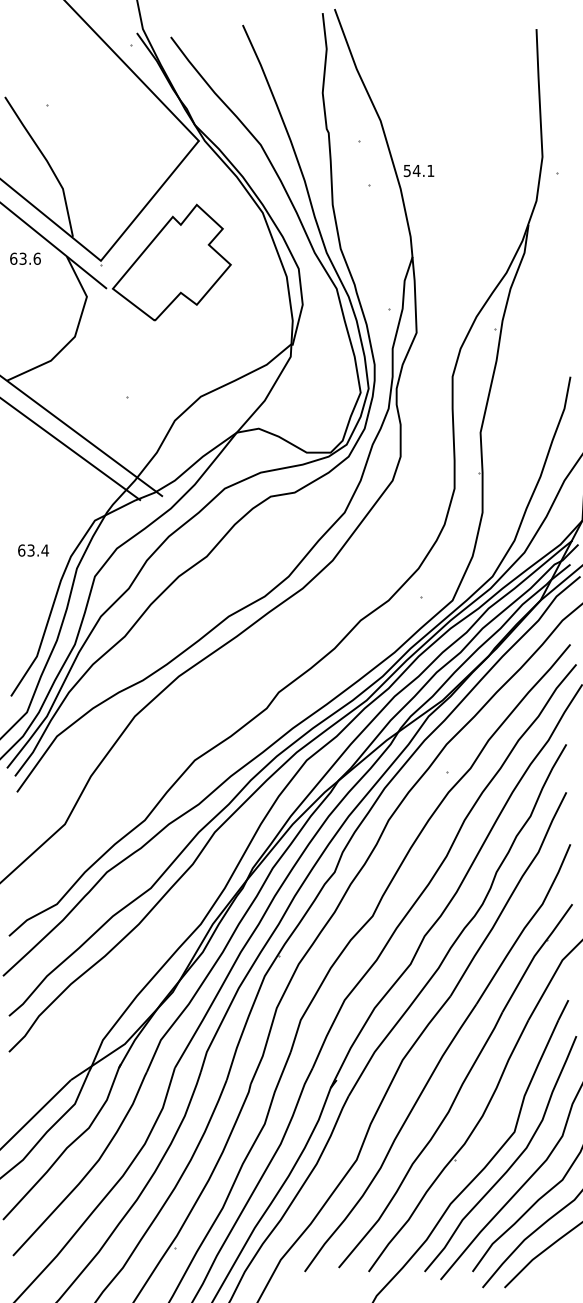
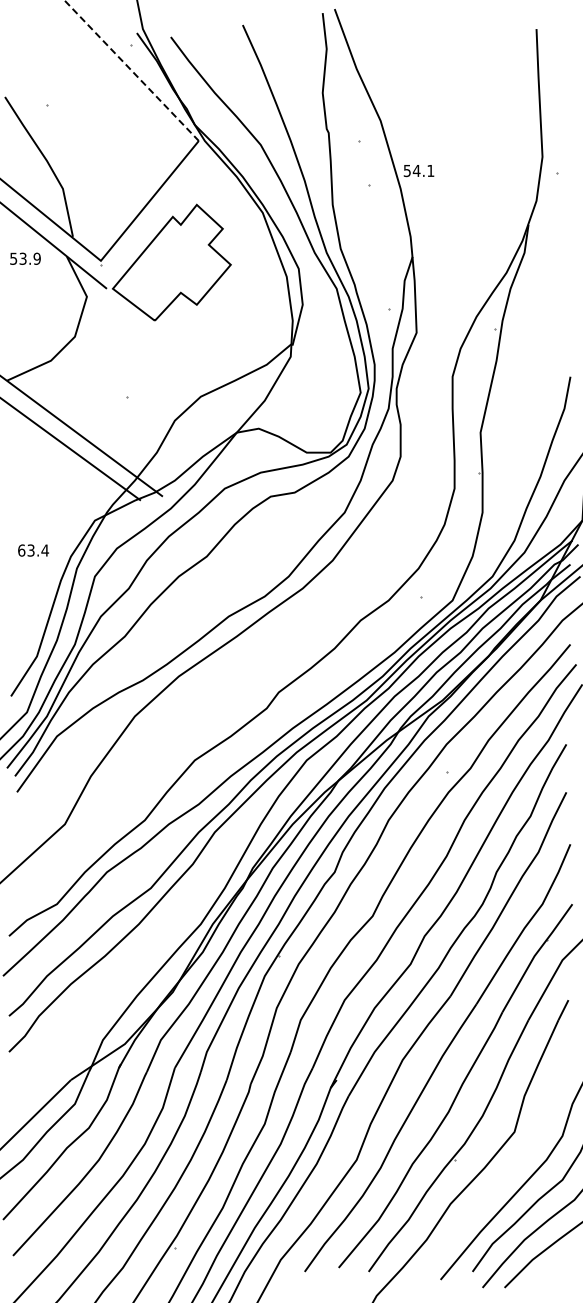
line: solid -> dashed (131, 70)
text: 63.6 -> 53.9 (25, 258)
curve: present -> none (511, 1164)
